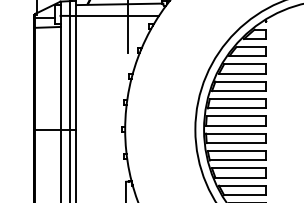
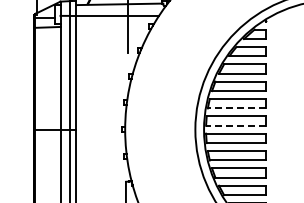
line: solid -> dashed (236, 108)
line: solid -> dashed (235, 125)
